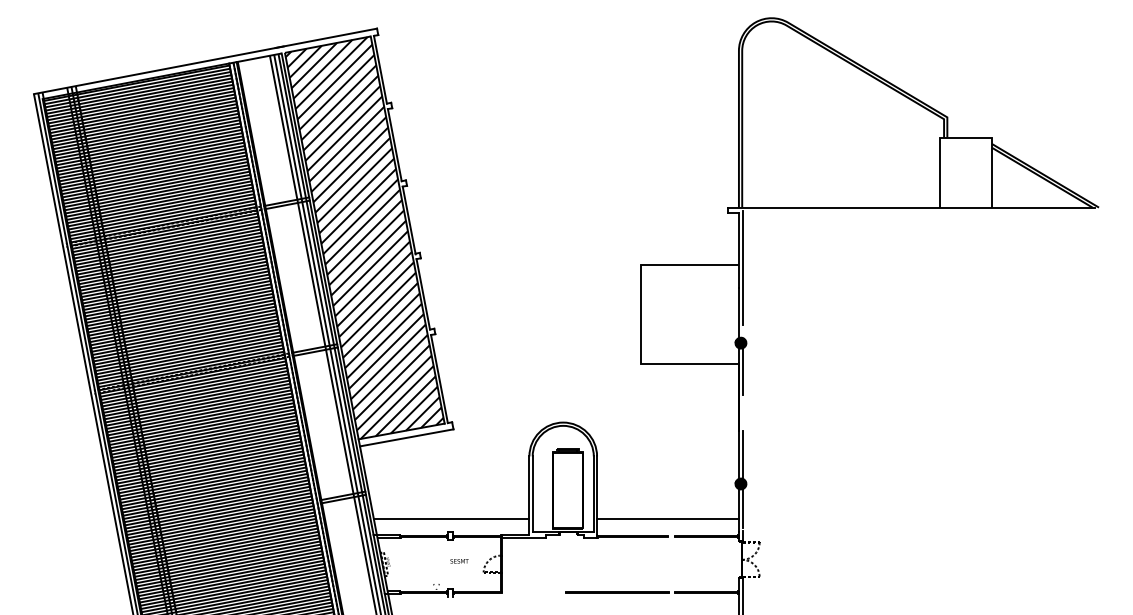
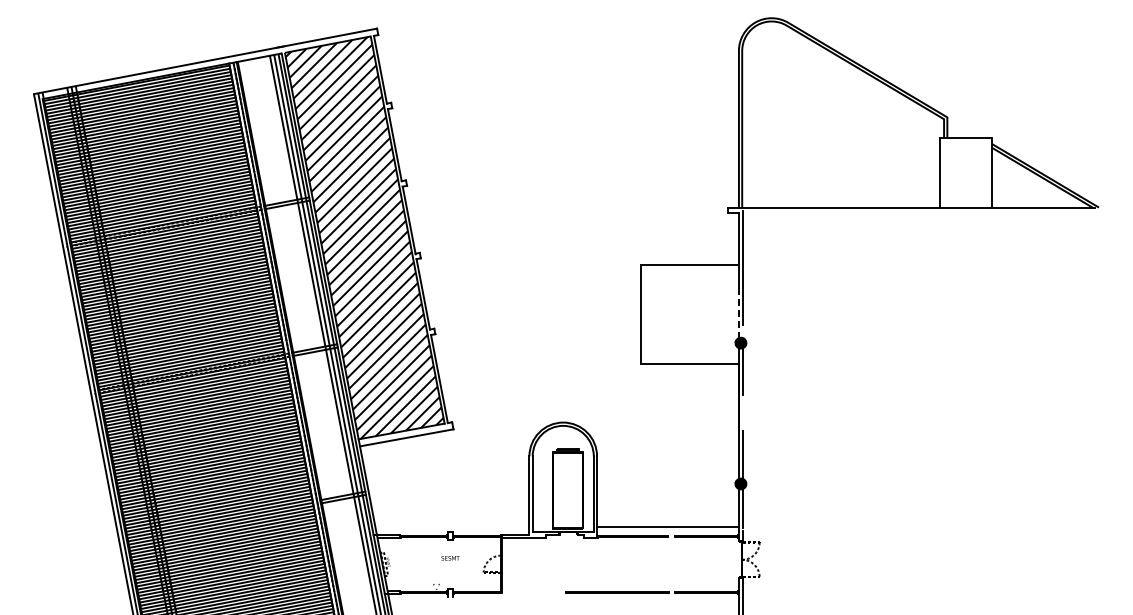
line: solid -> dashed (738, 313)
line: present -> none (451, 518)
line position: (667, 518) -> (667, 526) (667, 526)
text position: (459, 561) -> (450, 558) (450, 558)
